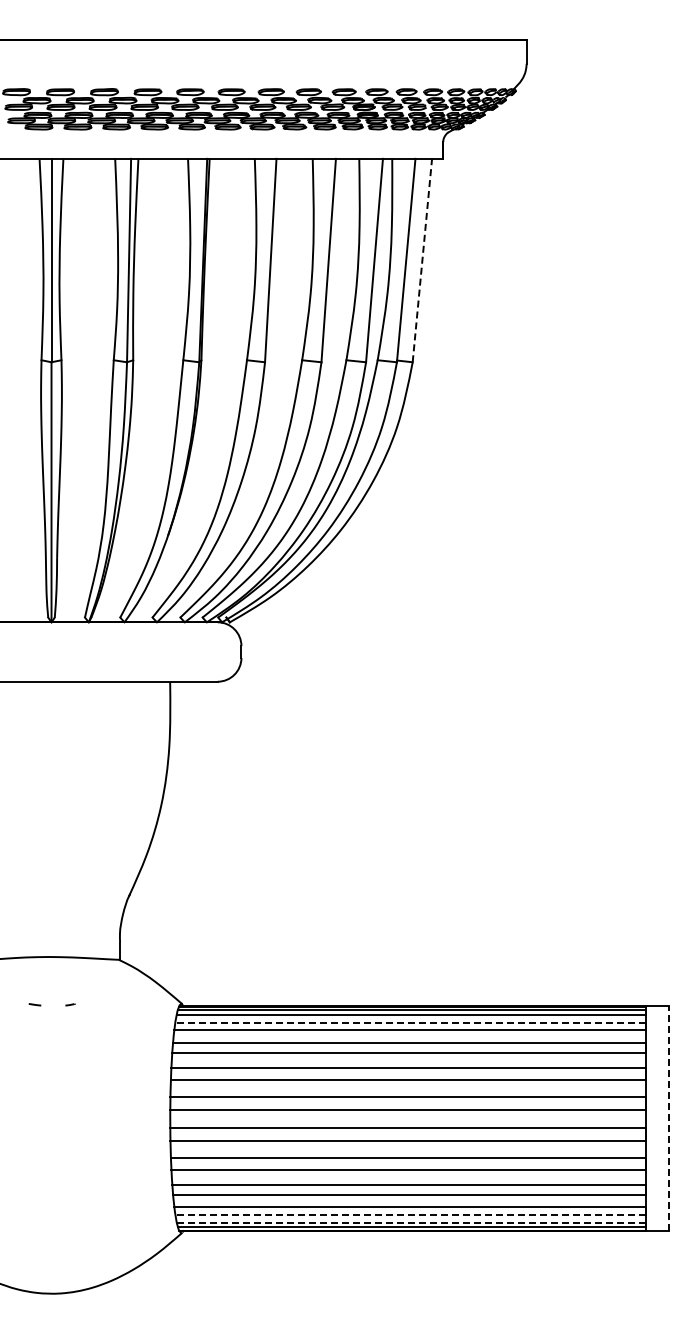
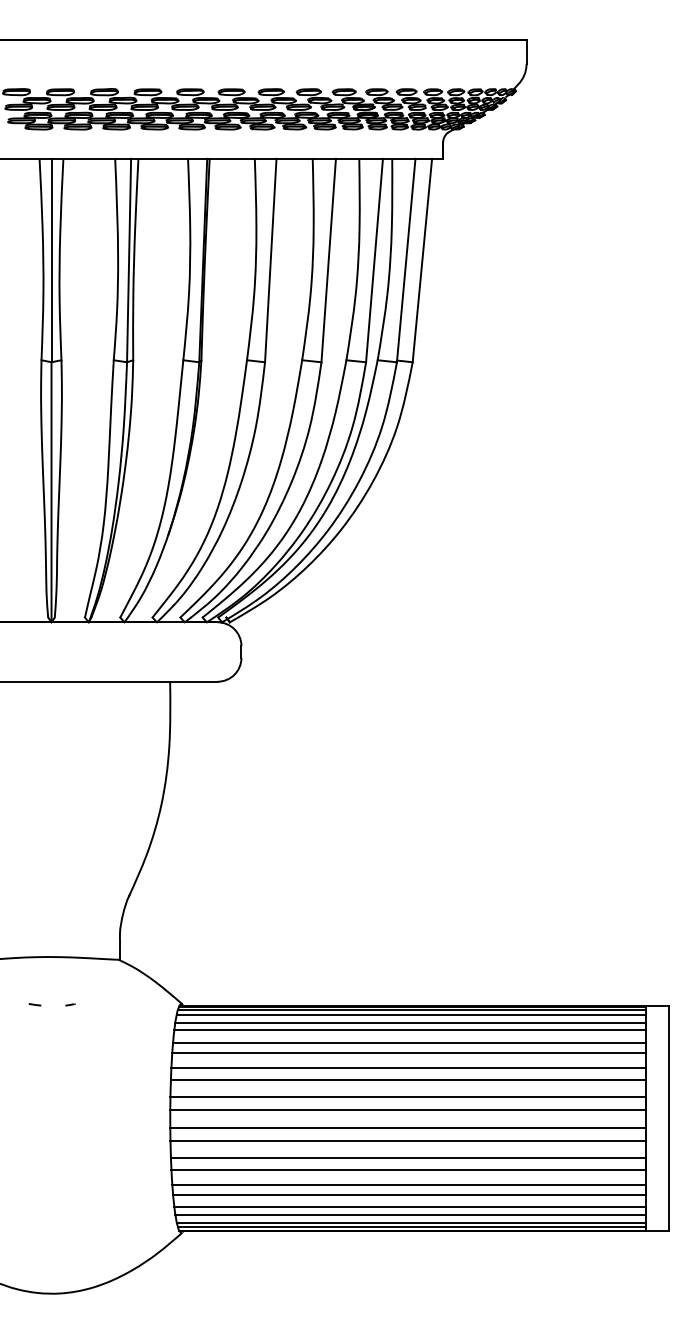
line: dashed -> solid (422, 260)
line: dashed -> solid (409, 1022)
line: dashed -> solid (669, 1118)
line: dashed -> solid (409, 1214)
line: dashed -> solid (410, 1222)
